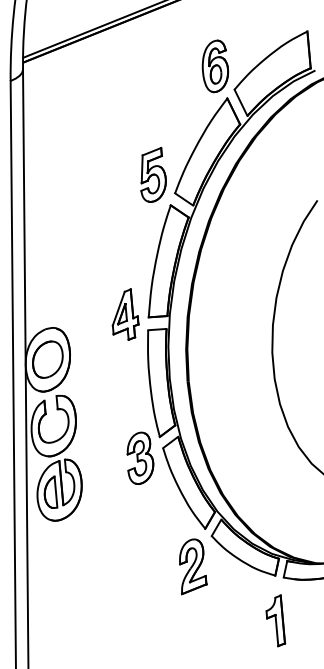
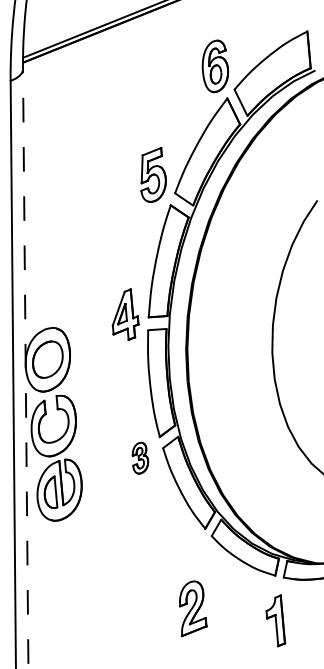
line: solid -> dashed (25, 368)
part size: 29x54 px -> 19x34 px (140, 457)
part position: (193, 566) -> (193, 608) (193, 608)
